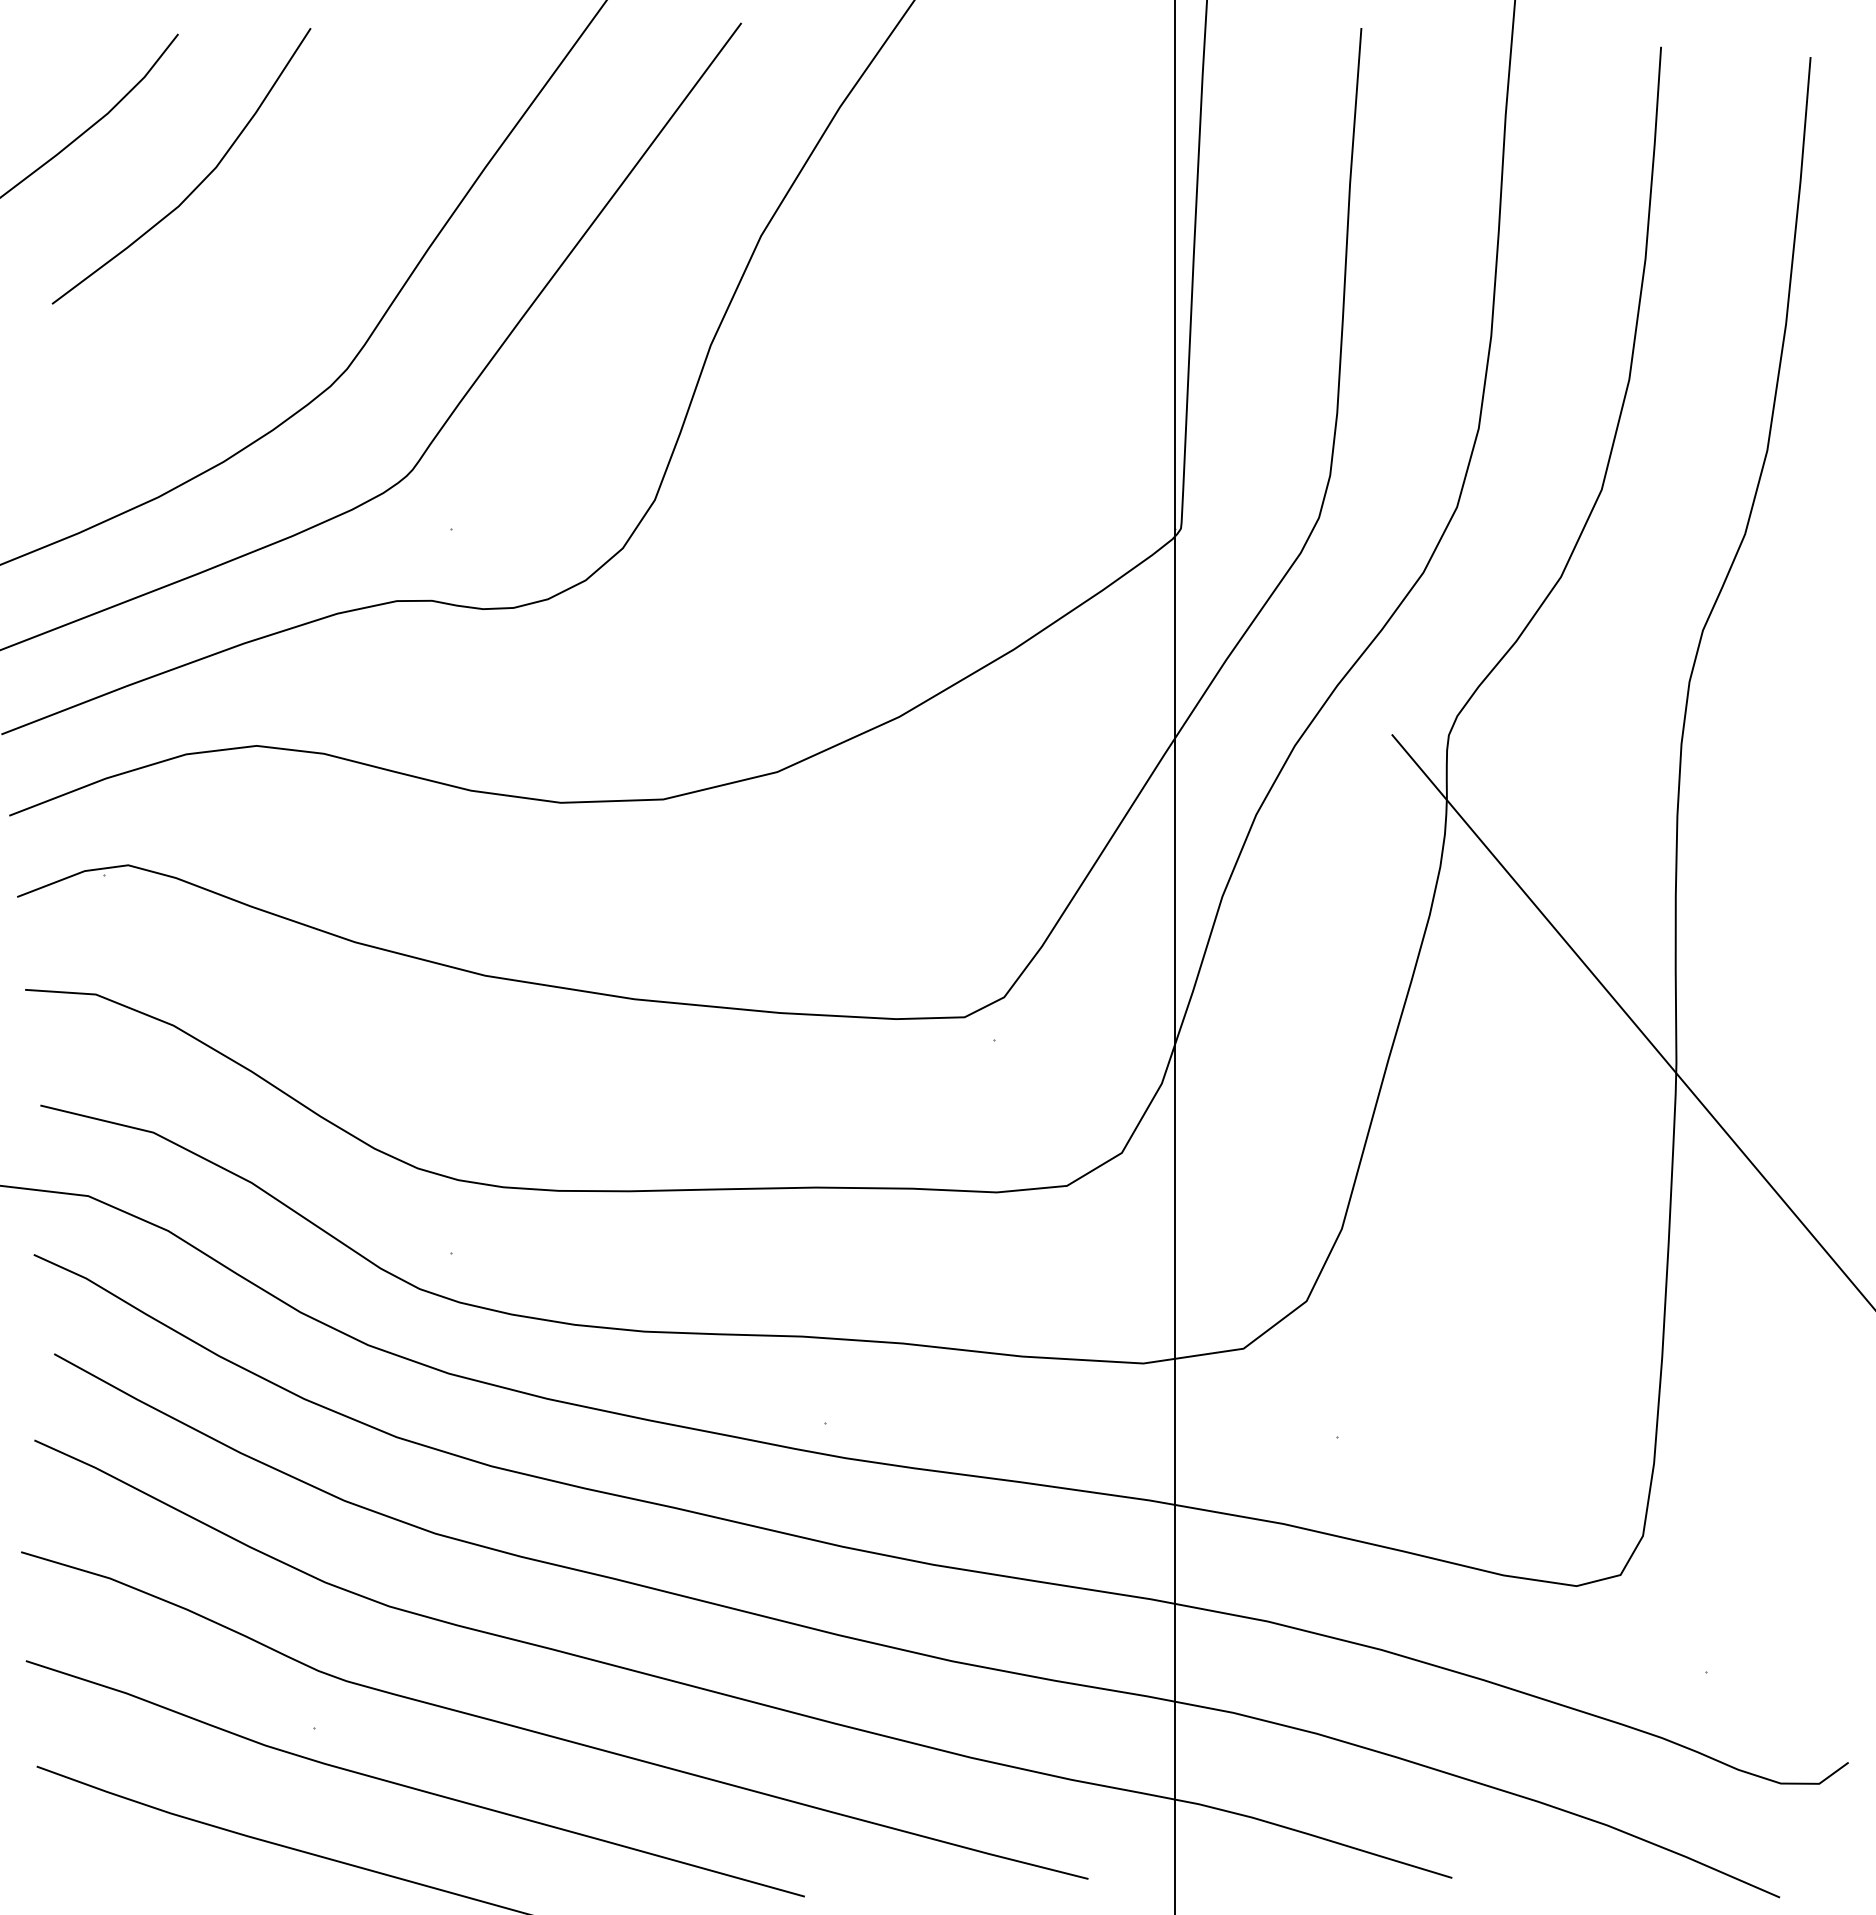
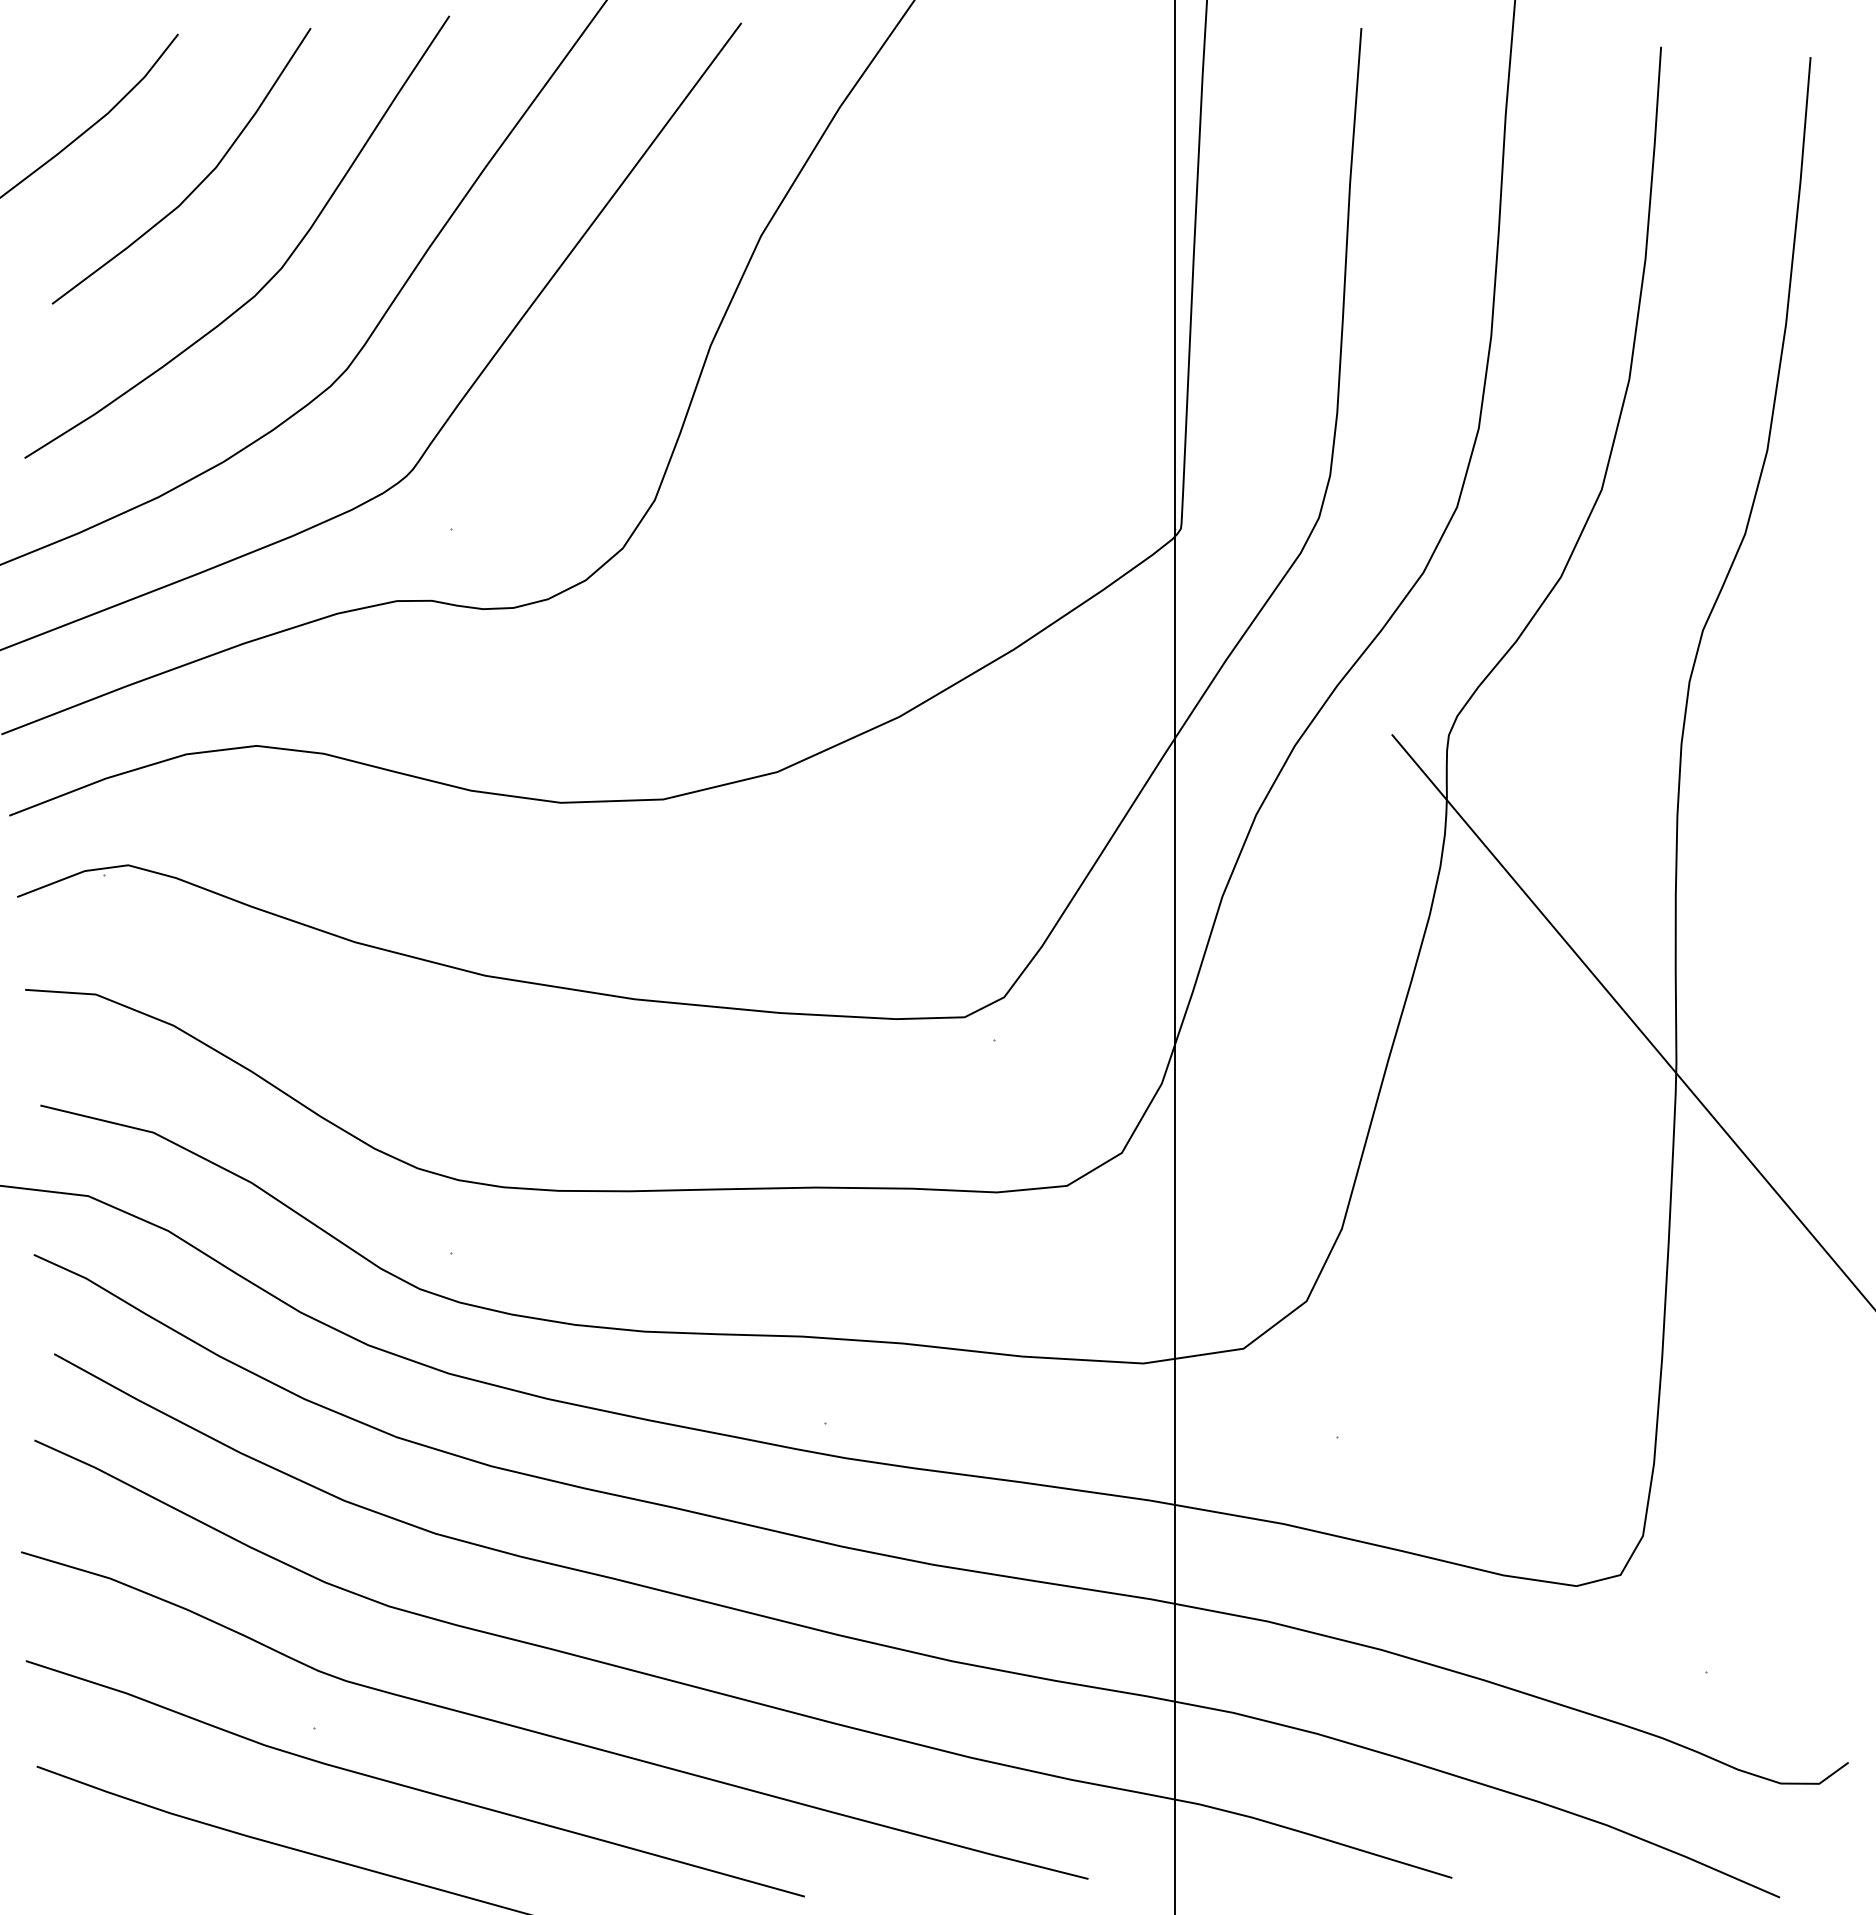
curve: none -> present (275, 273)
